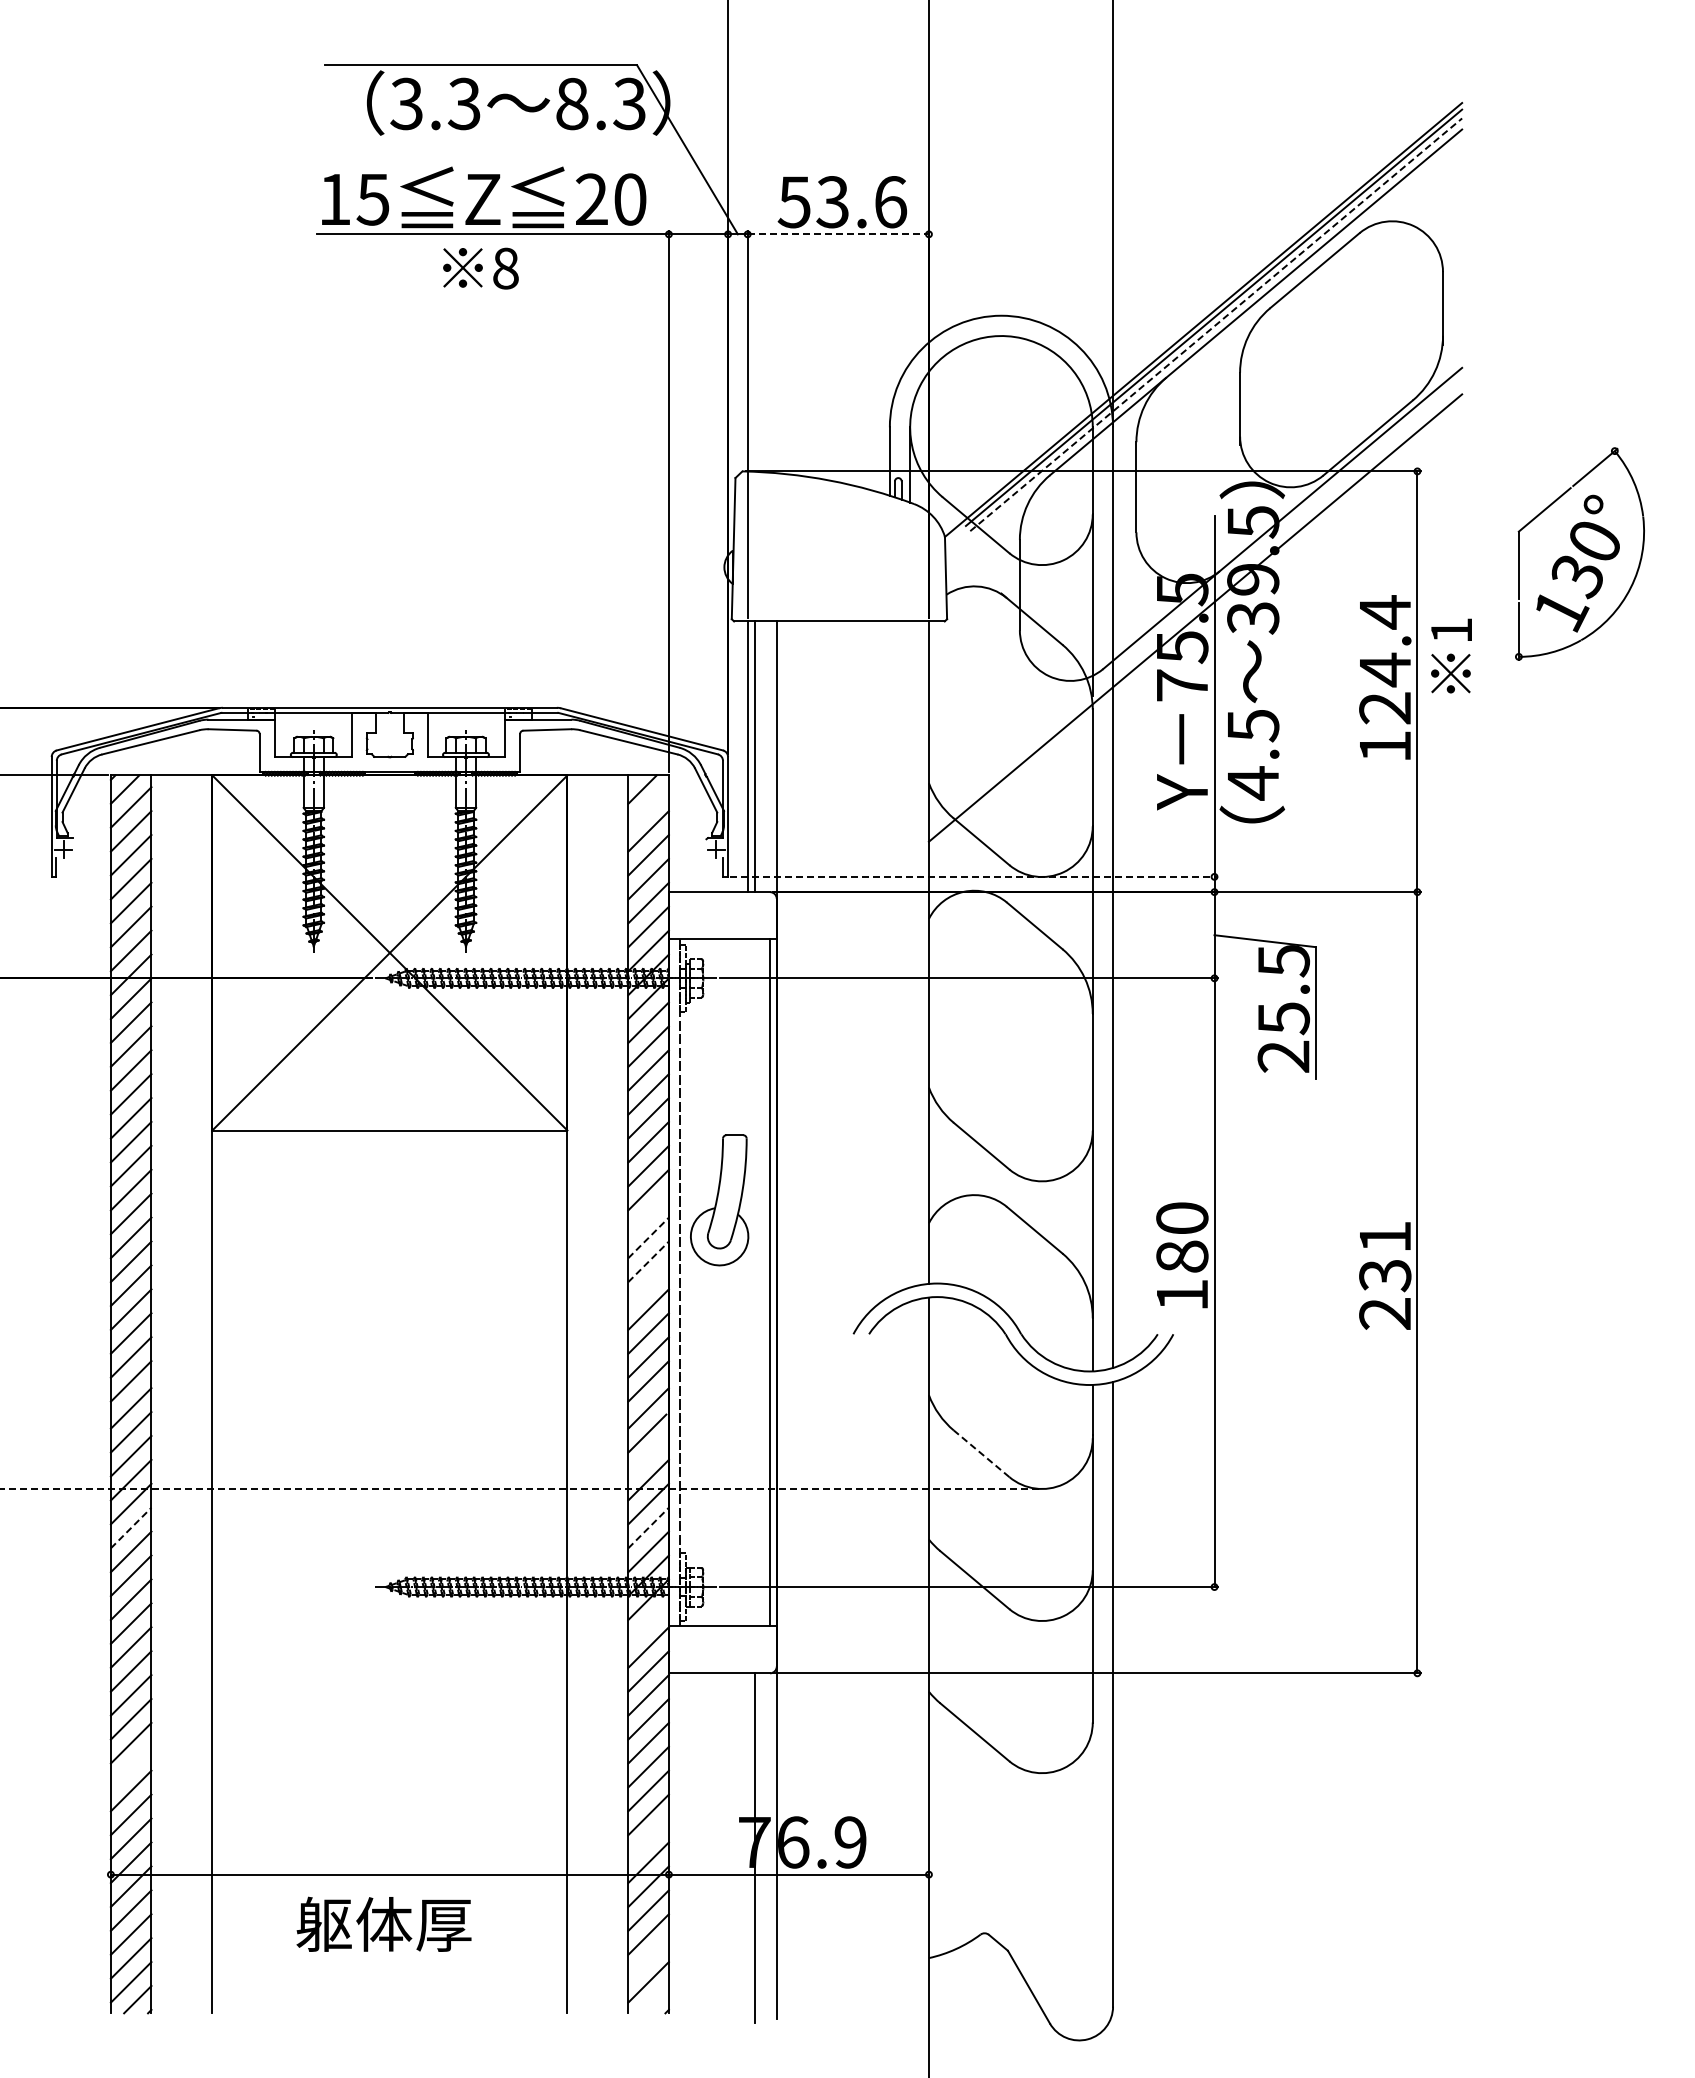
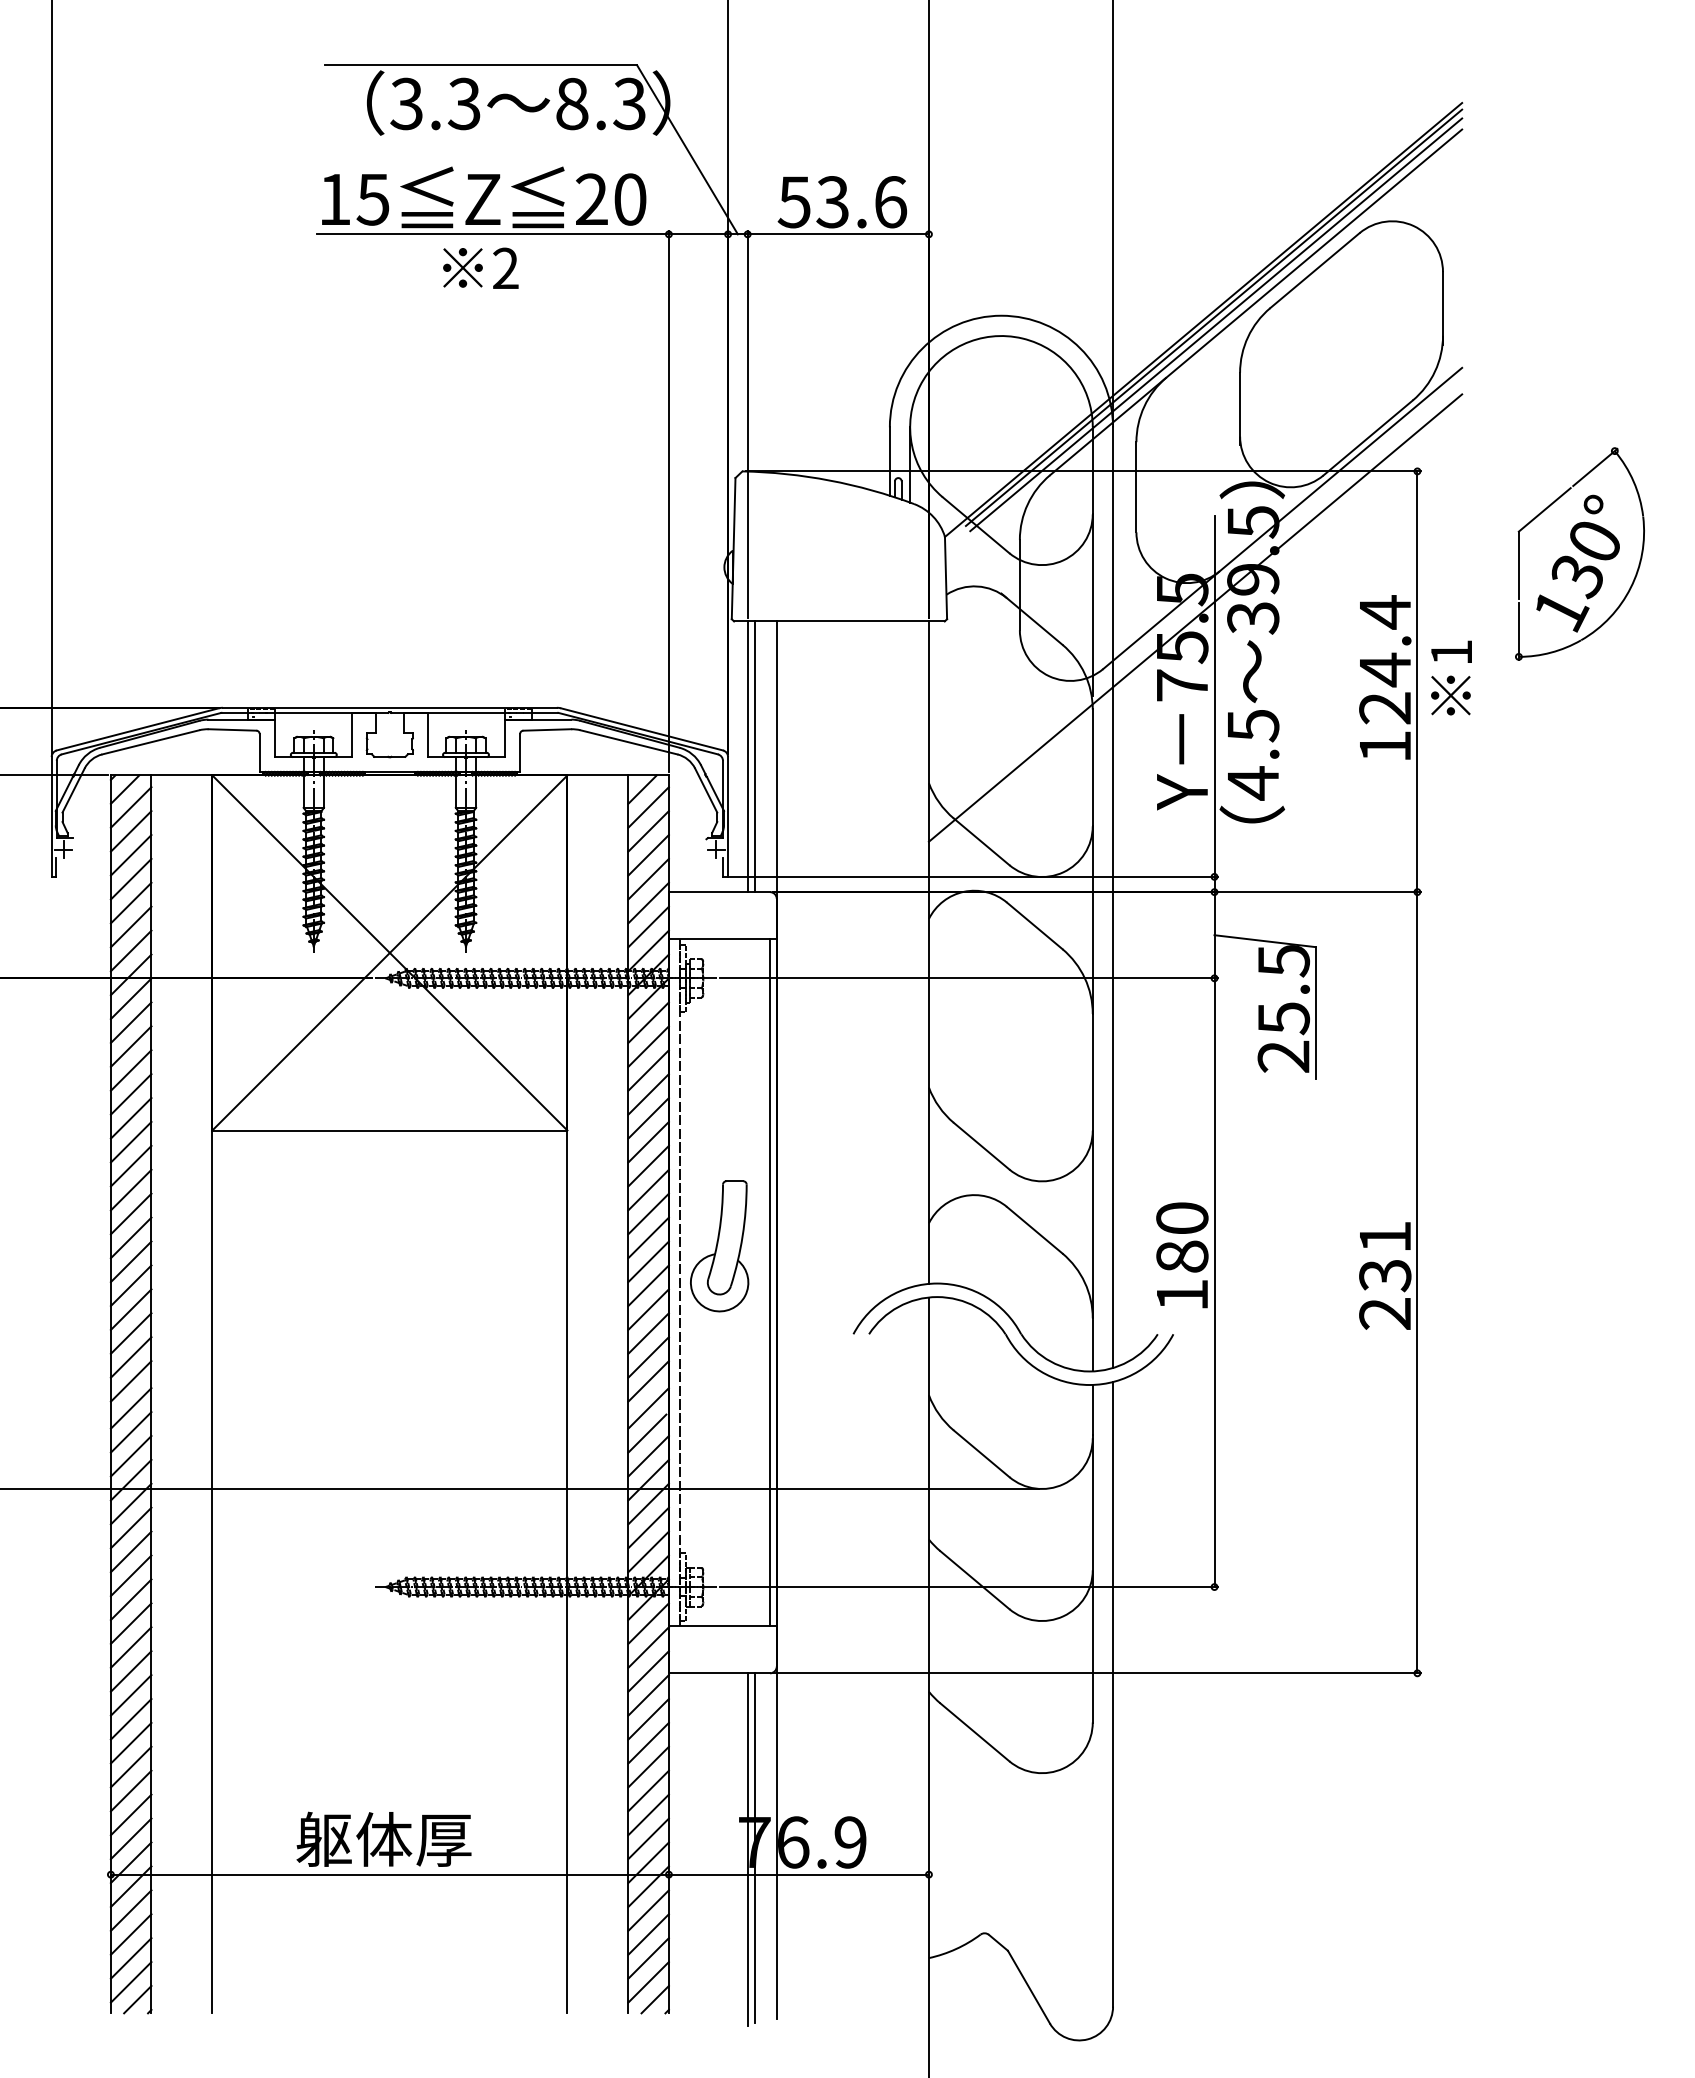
line: dashed -> solid (838, 234)
text: 8 -> 2 (505, 268)
line: dashed -> solid (1216, 324)
line: none -> present (51, 377)
text position: (1451, 655) -> (1451, 677) (1451, 677)
line: none -> present (648, 807)
line: dashed -> solid (974, 876)
part position: (719, 1200) -> (719, 1246) (719, 1246)
line: none -> present (648, 1213)
line: dashed -> solid (648, 1237)
line: dashed -> solid (648, 1261)
line: none -> present (648, 1285)
line: dashed -> solid (981, 1453)
line: none -> present (648, 1456)
line: dashed -> solid (519, 1488)
line: dashed -> solid (131, 1528)
line: dashed -> solid (648, 1528)
line: none -> present (648, 1623)
line: none -> present (130, 1766)
line: none -> present (648, 1838)
line: none -> present (747, 1849)
text position: (383, 1923) -> (383, 1838) (383, 1838)
line: none -> present (648, 1958)
line: none -> present (654, 1999)
